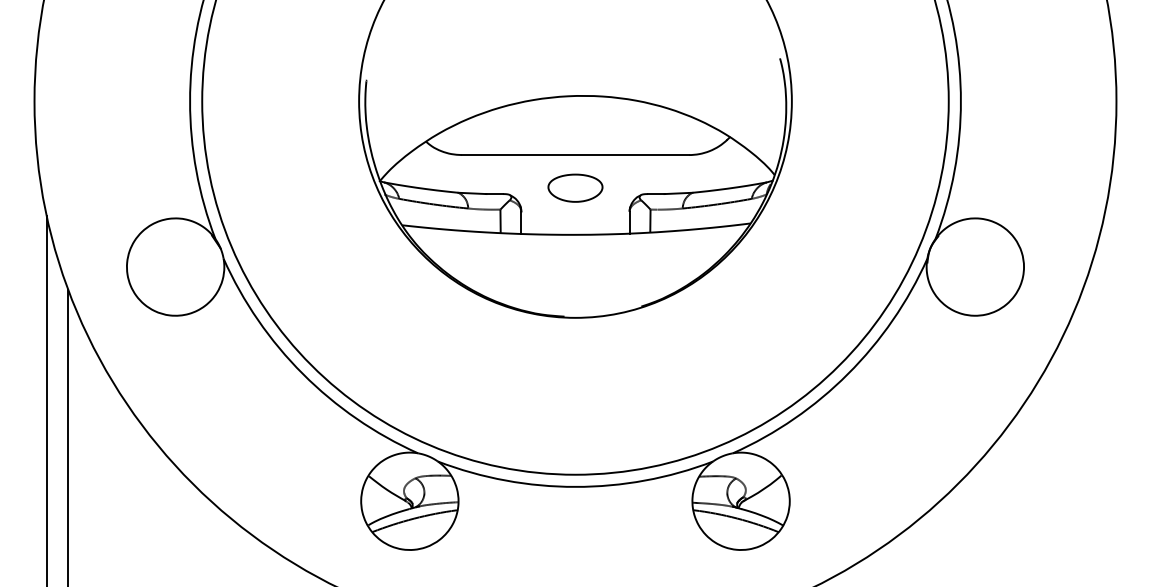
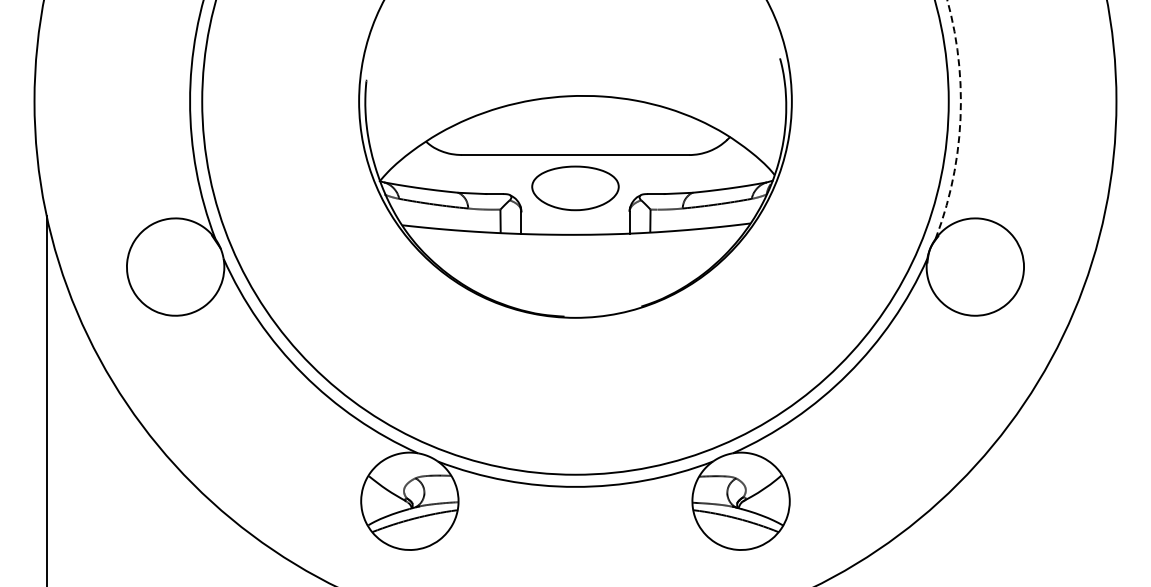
arc: solid -> dashed (960, 119)
part size: 57x30 px -> 89x47 px (575, 188)
line: present -> none (68, 436)
